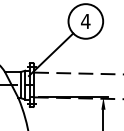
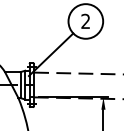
text: 4 -> 2 (85, 20)
